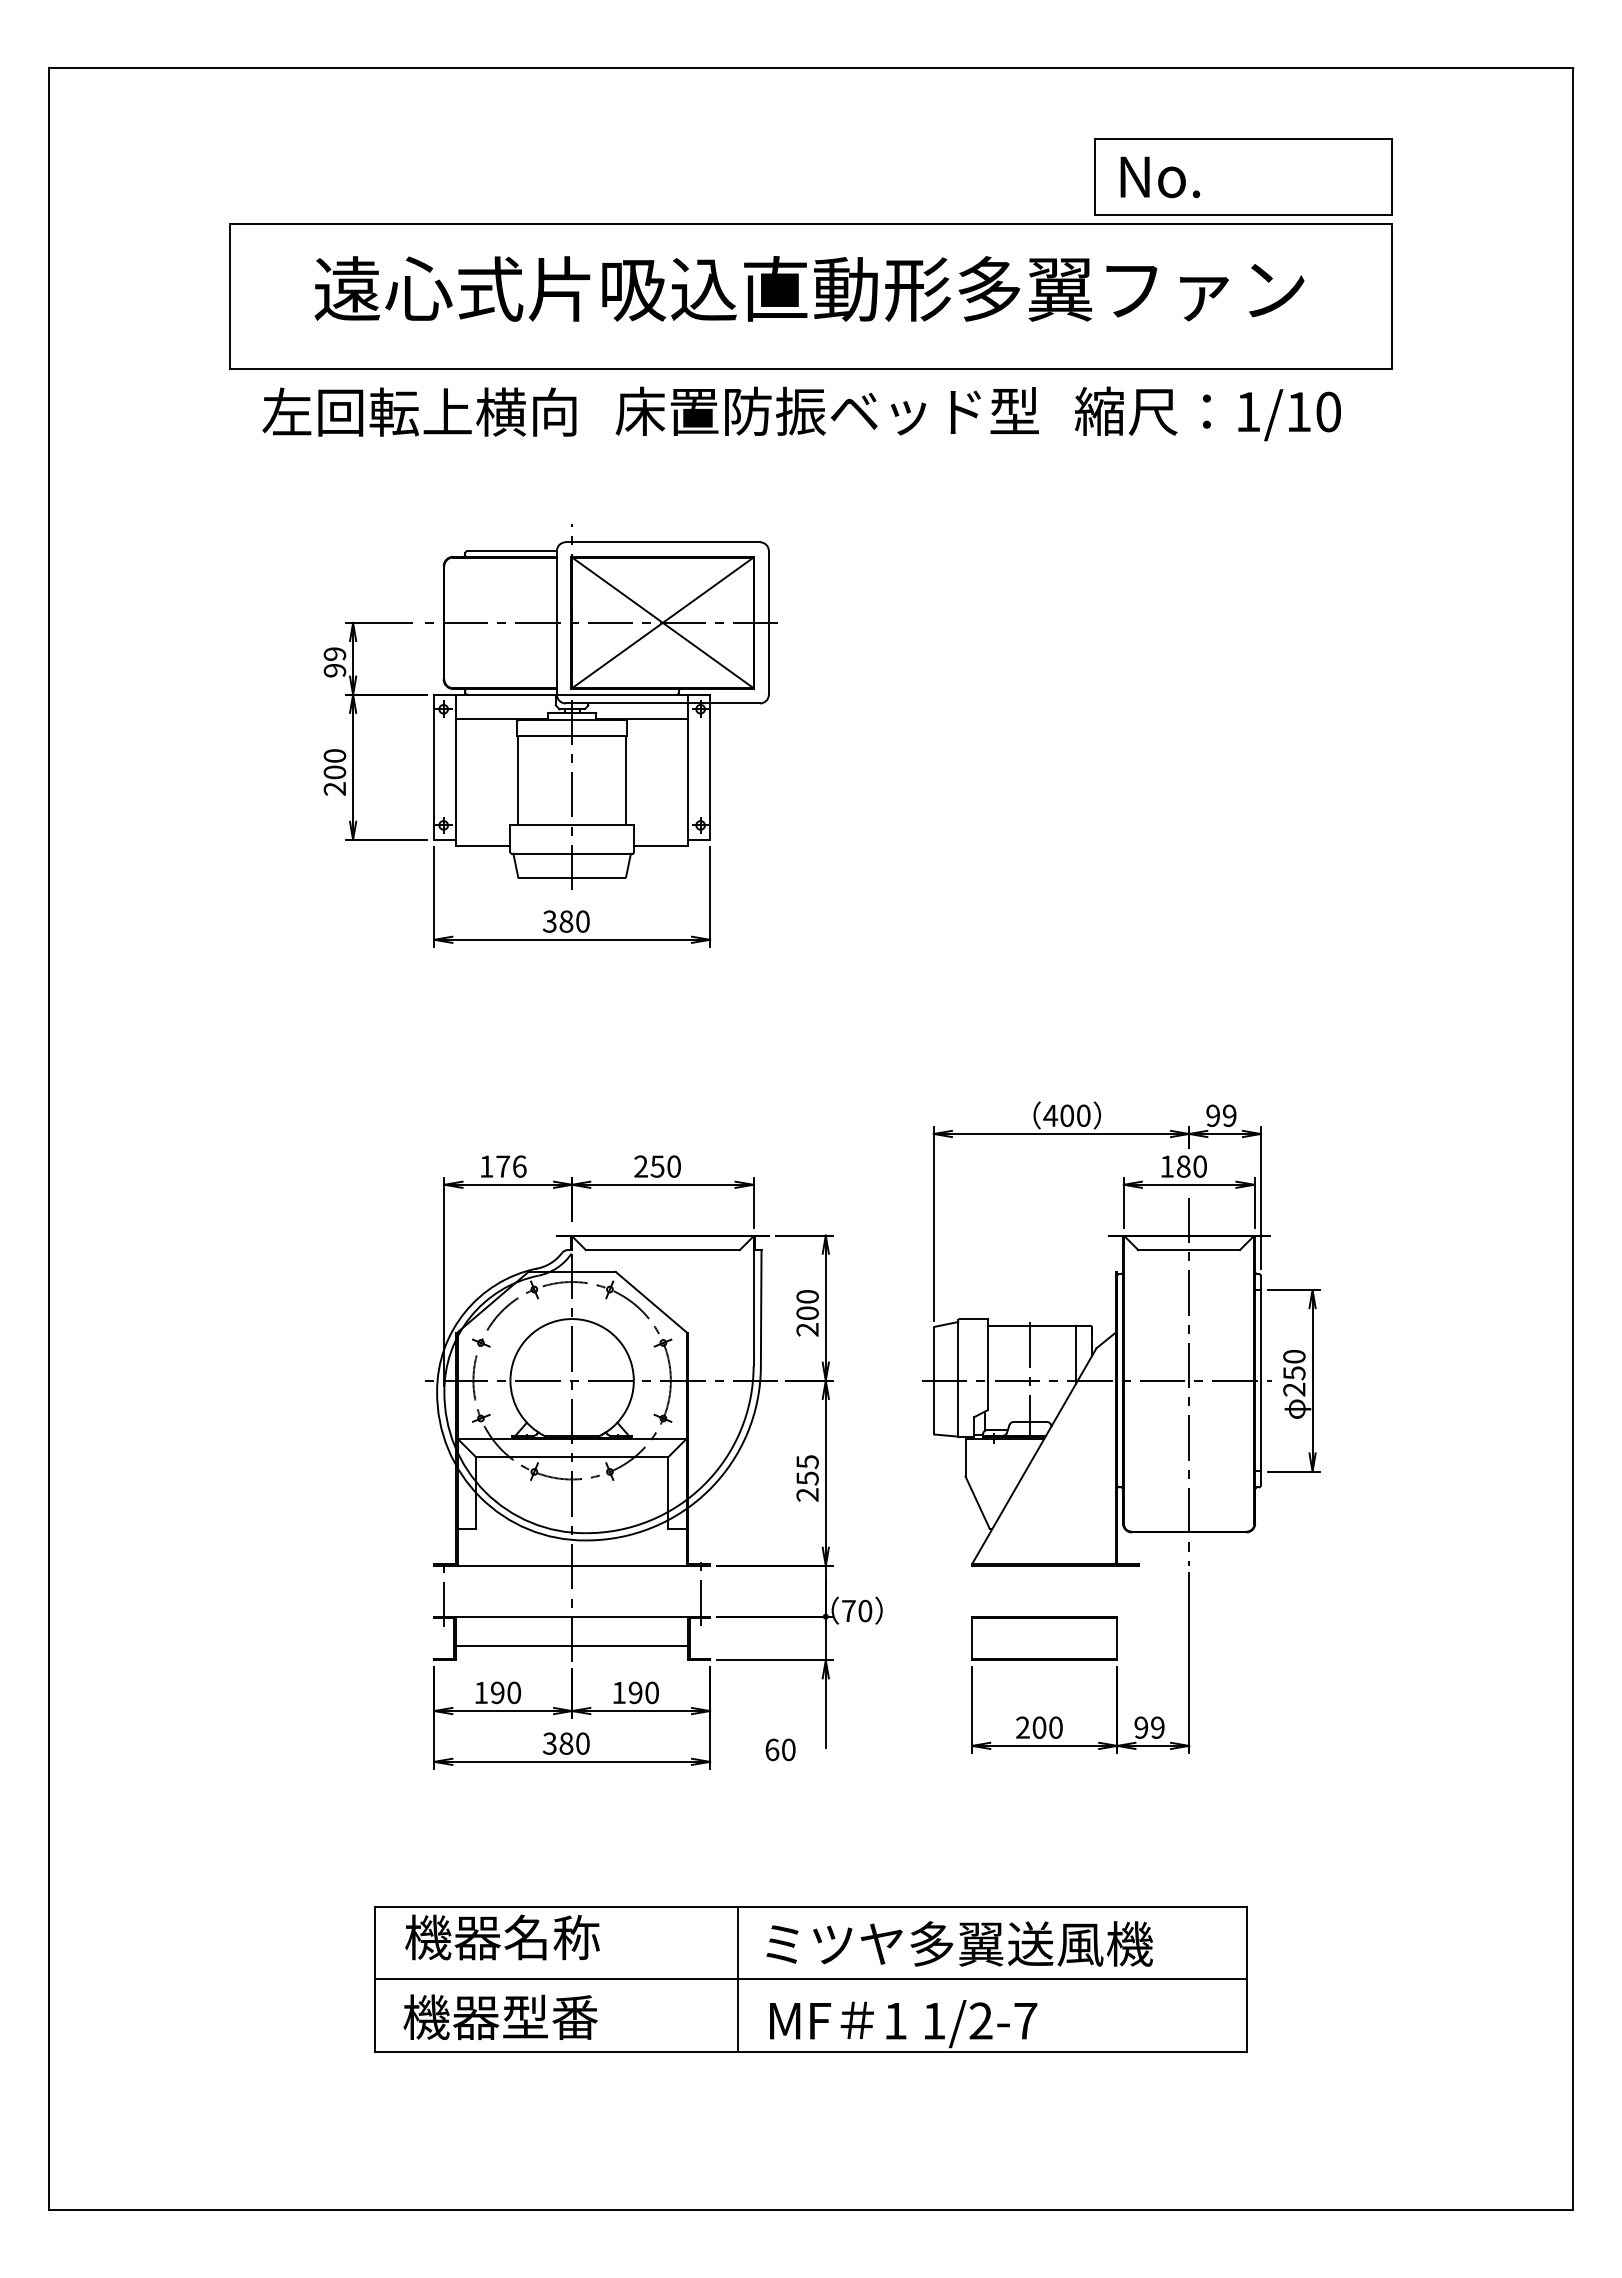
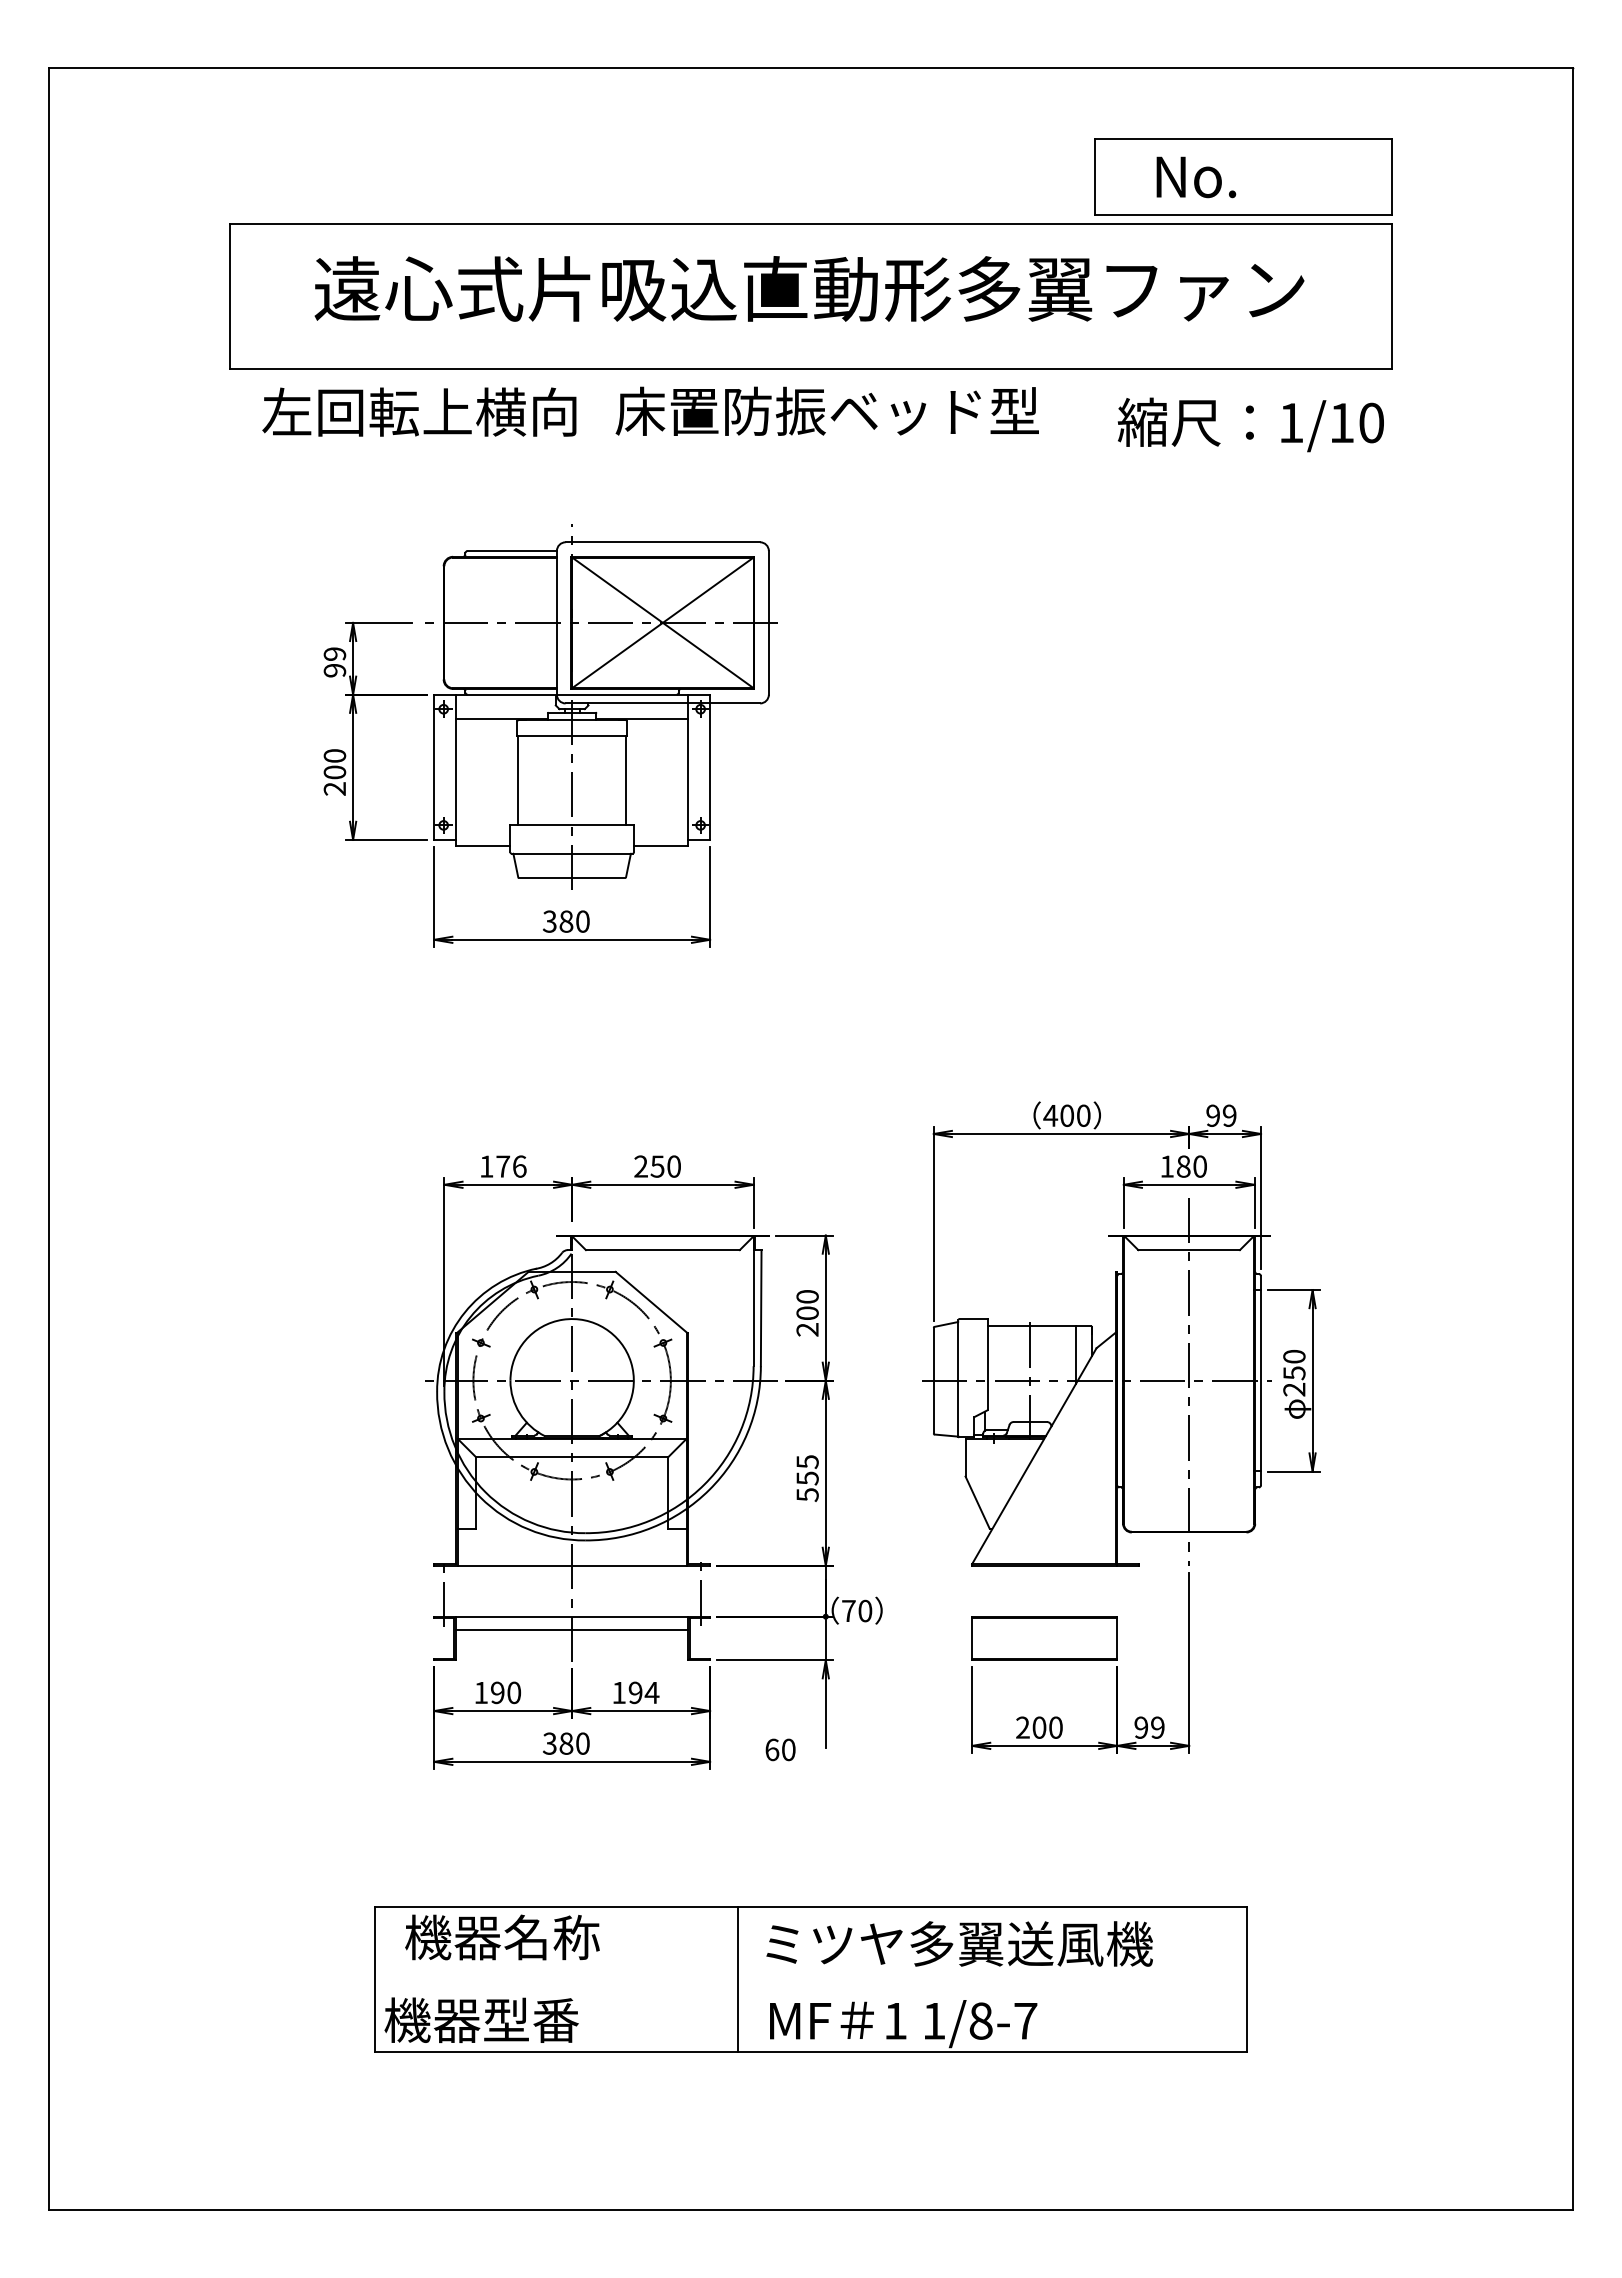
text position: (1160, 177) -> (1196, 177) (1196, 177)
text position: (1207, 413) -> (1250, 424) (1250, 424)
text: 255 -> 555 (807, 1494)
line position: (572, 1645) -> (572, 1629) (572, 1629)
text: 190 -> 194 (651, 1692)
line: present -> none (810, 1979)
text position: (500, 2016) -> (481, 2019) (481, 2019)
text: 1/2-7 -> 1/8-7 (980, 2020)
